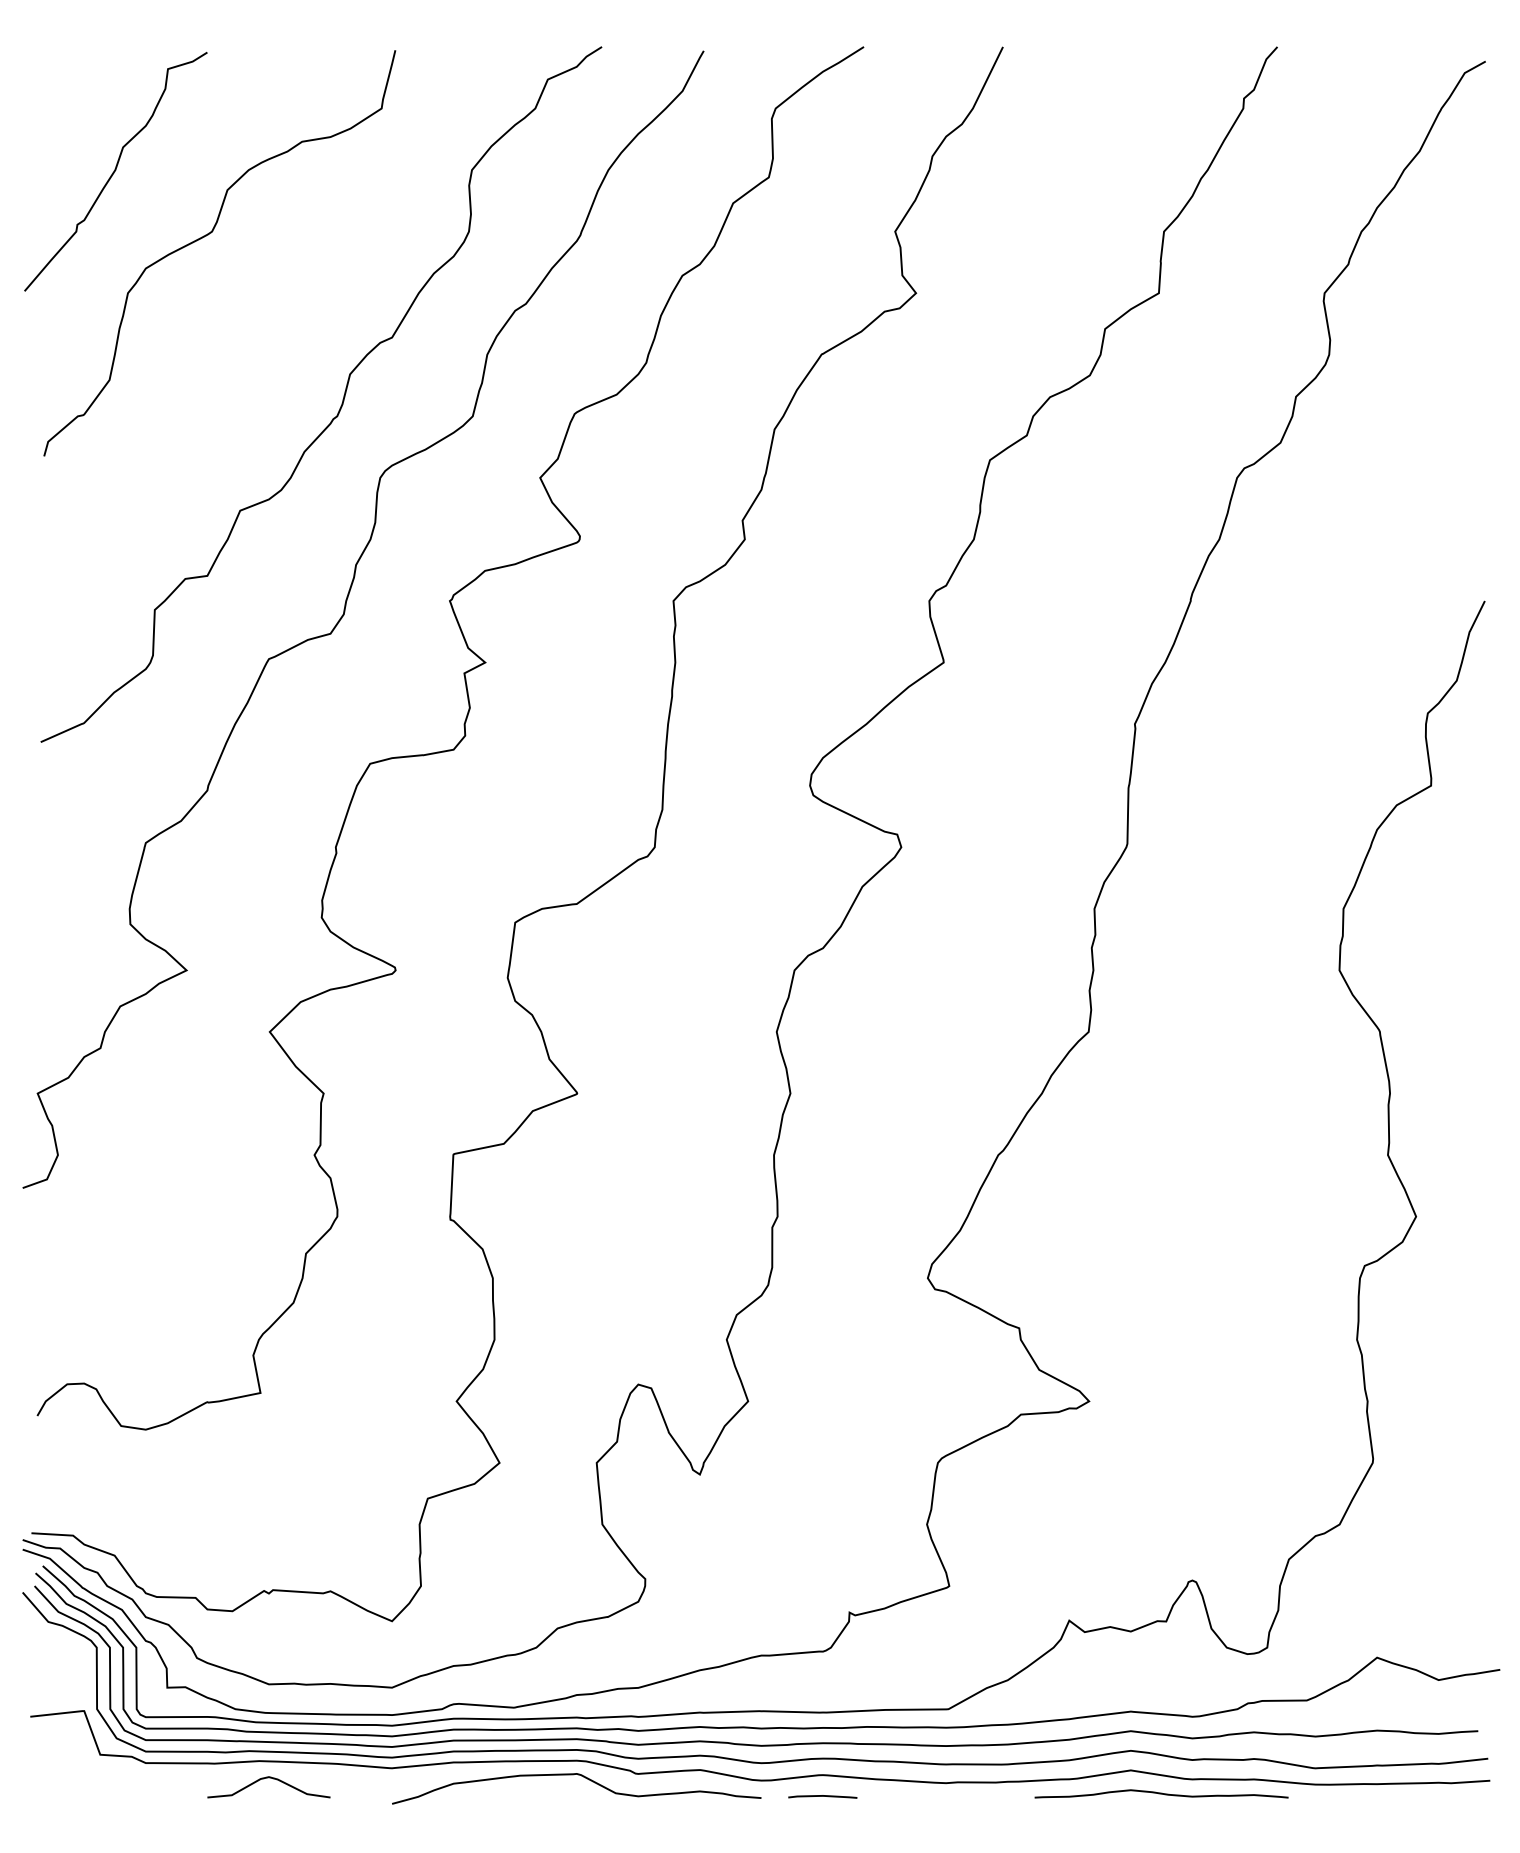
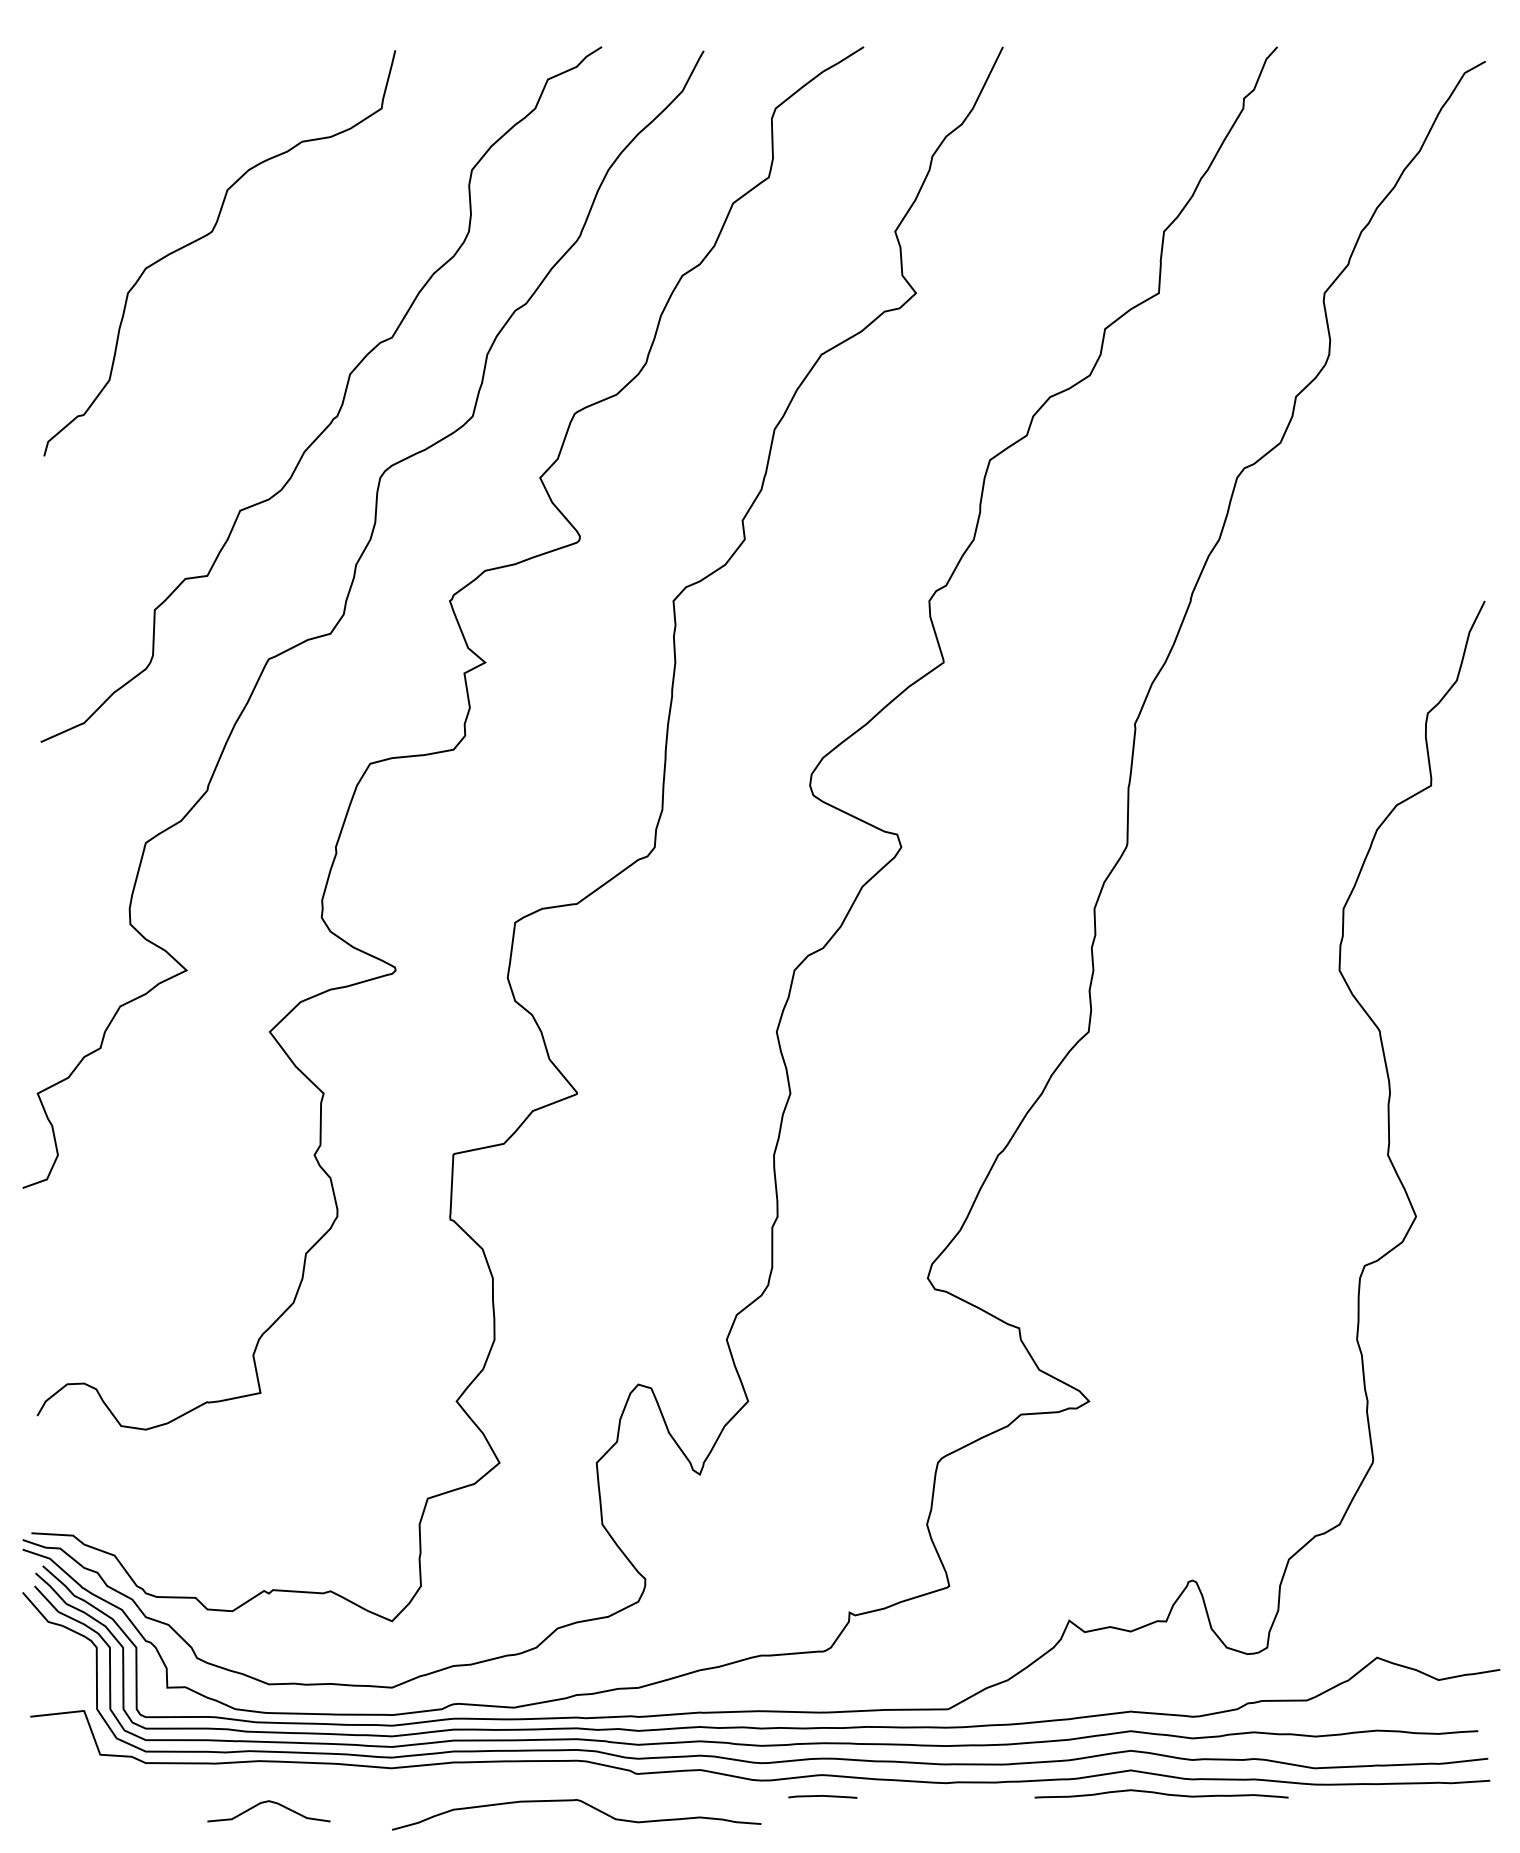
curve: present -> none (115, 171)
curve position: (581, 1776) -> (581, 1802) (581, 1802)
curve position: (268, 1778) -> (268, 1802) (268, 1802)
